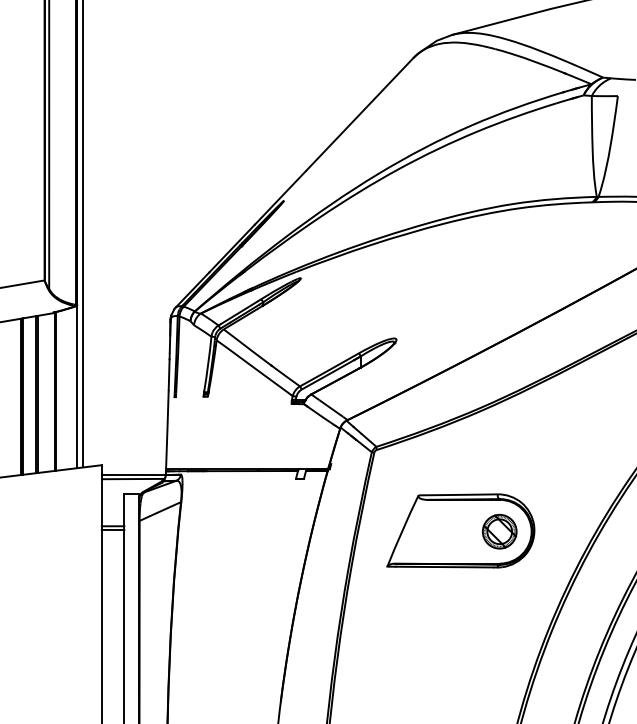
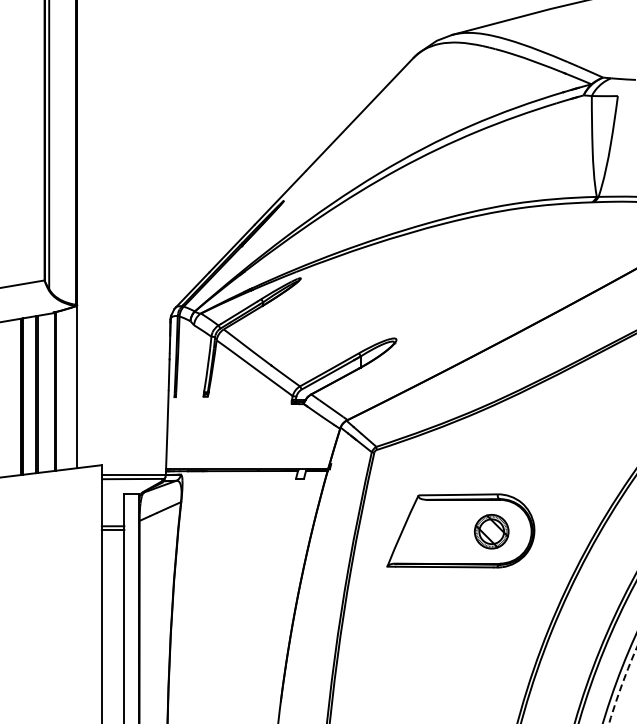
line: present -> none (82, 234)
part position: (499, 531) -> (491, 531) (491, 531)
circle: solid -> dashed (622, 685)
